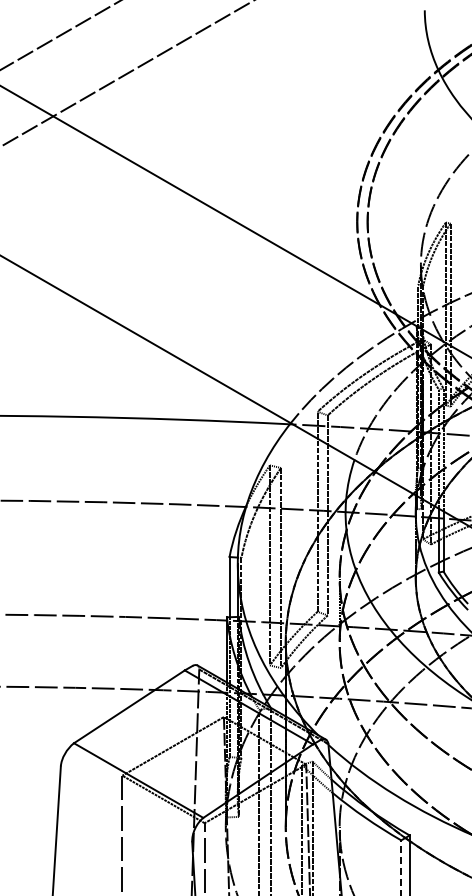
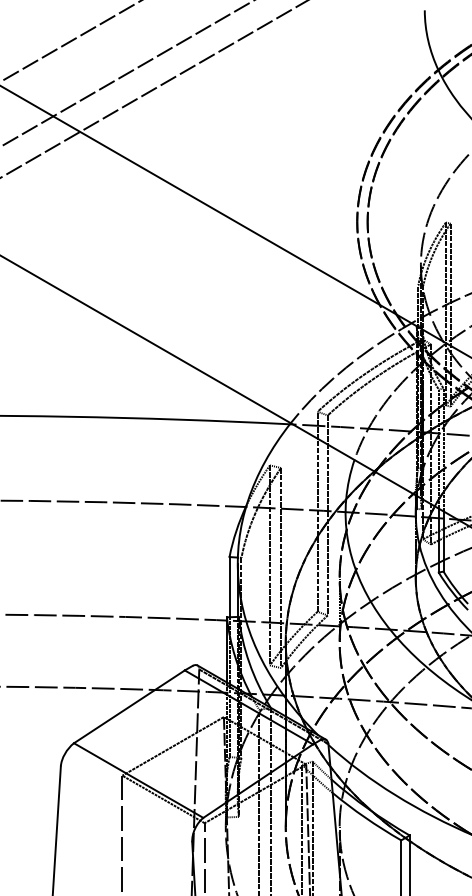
line position: (59, 35) -> (70, 41) (70, 41)
line: none -> present (153, 89)
line: dashed -> solid (401, 867)
